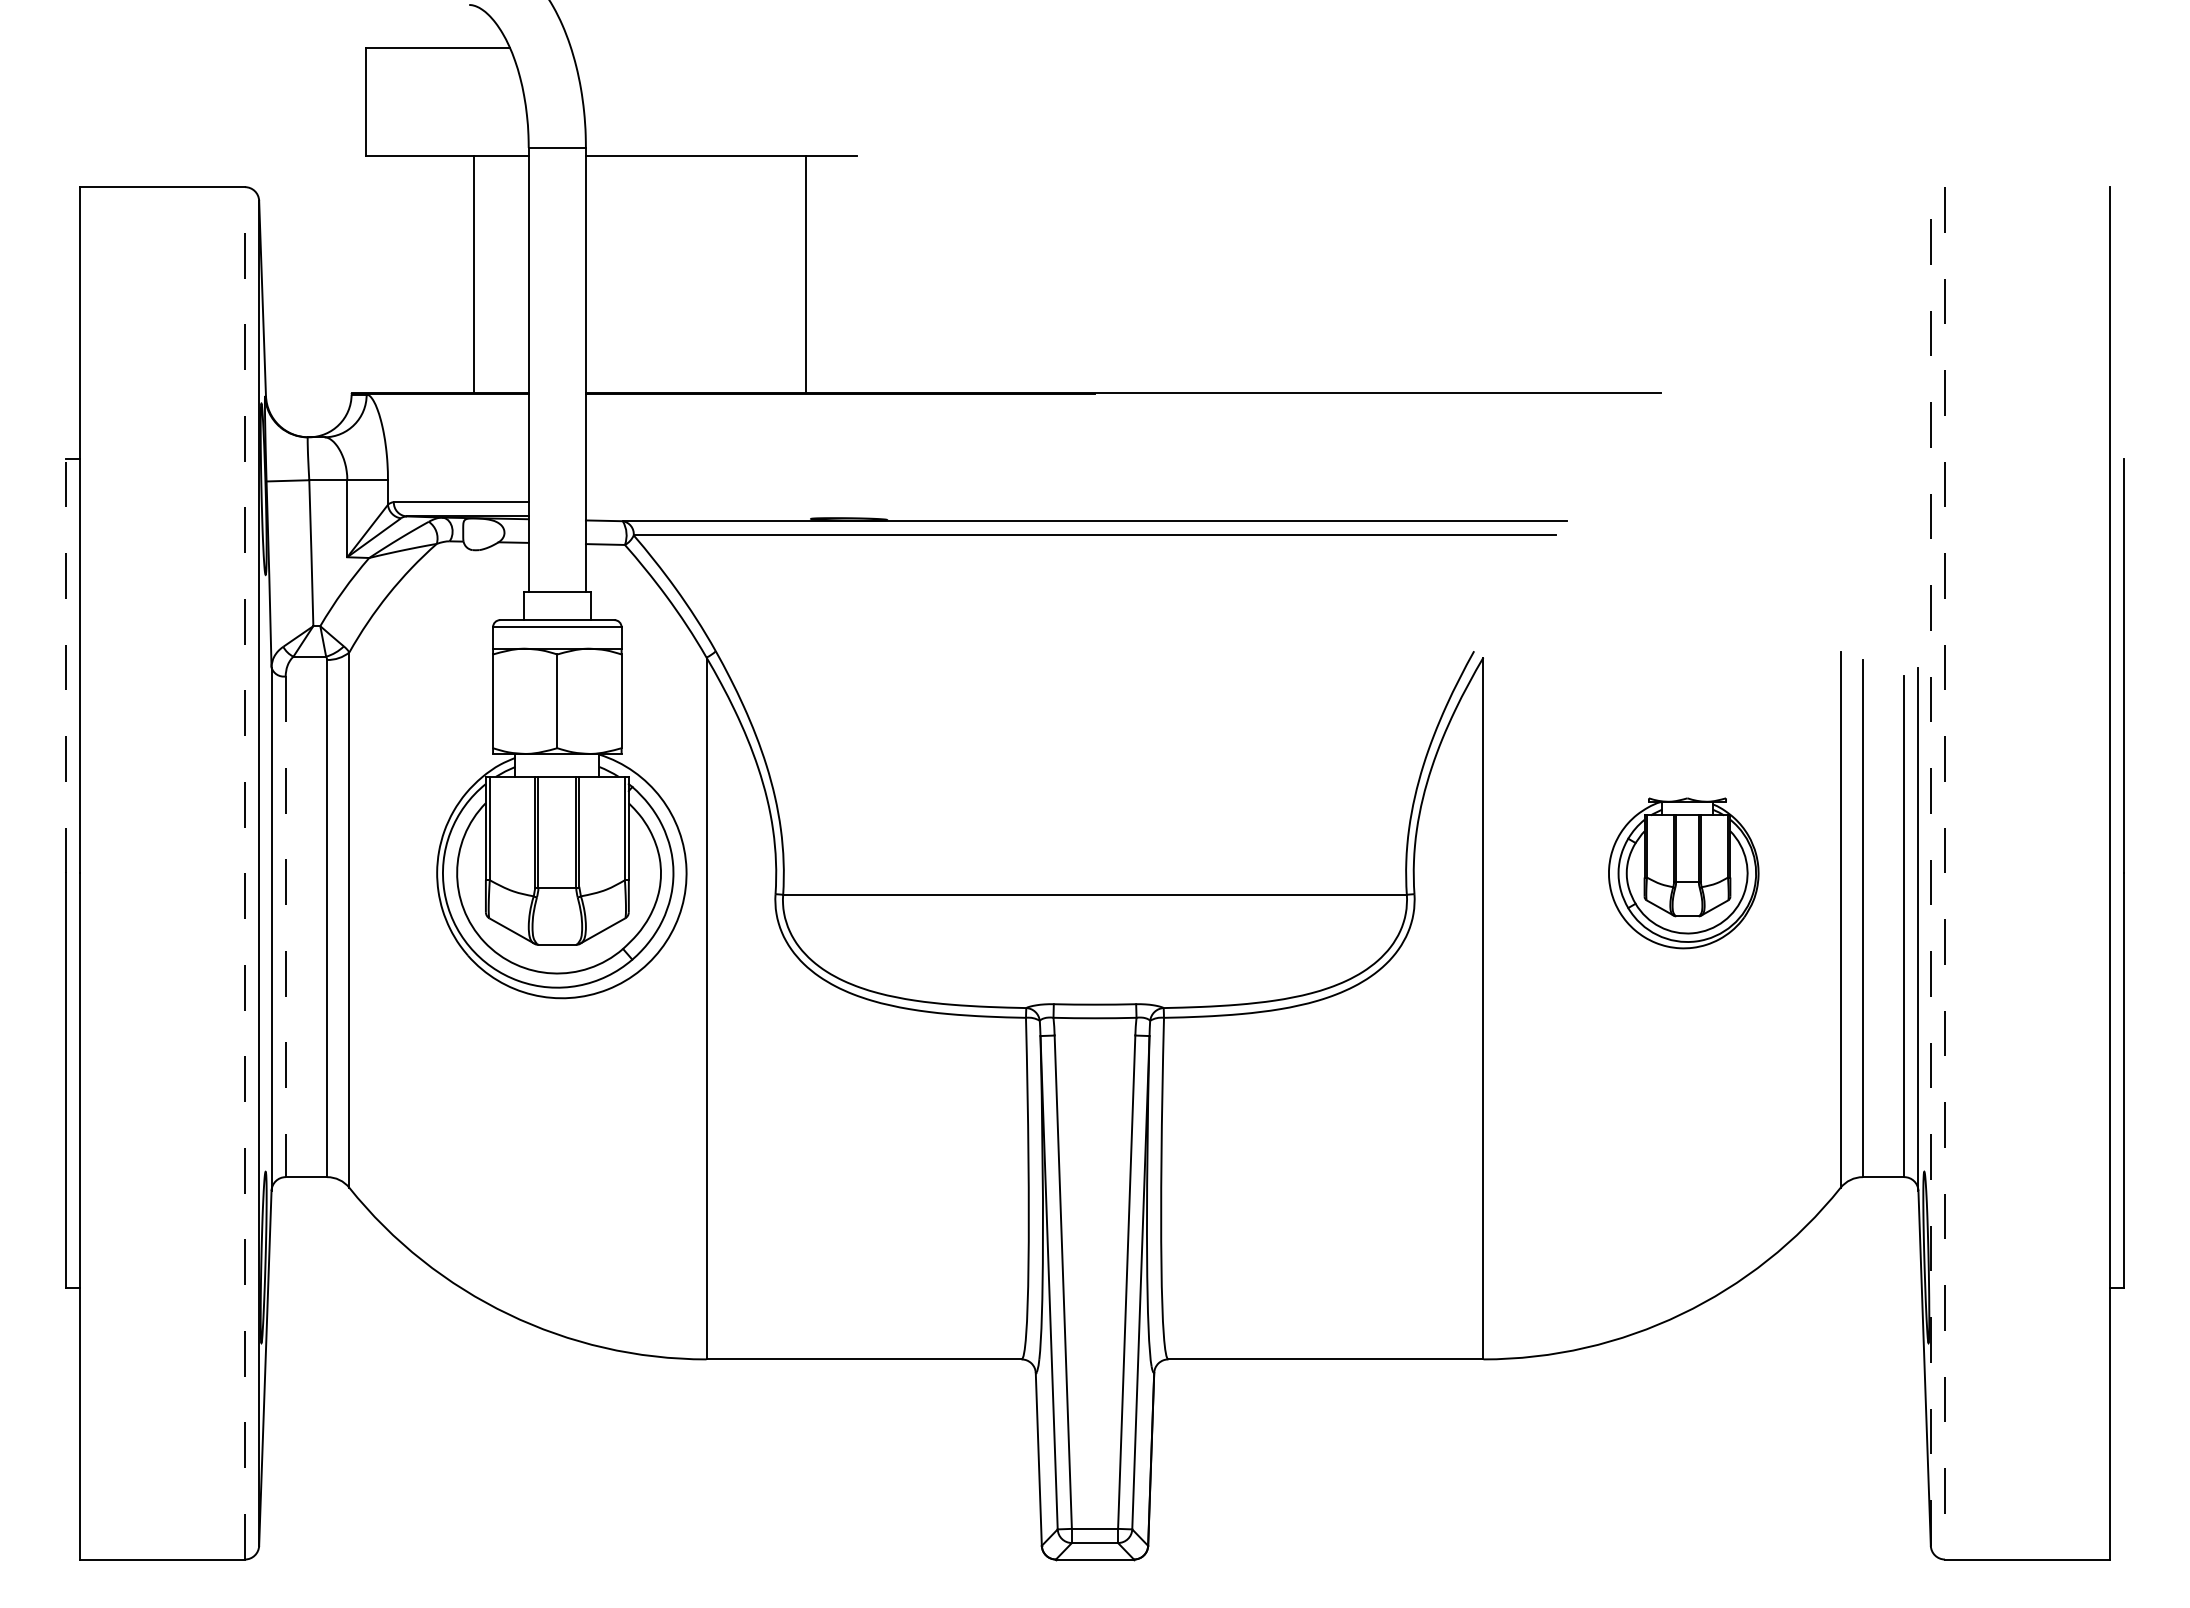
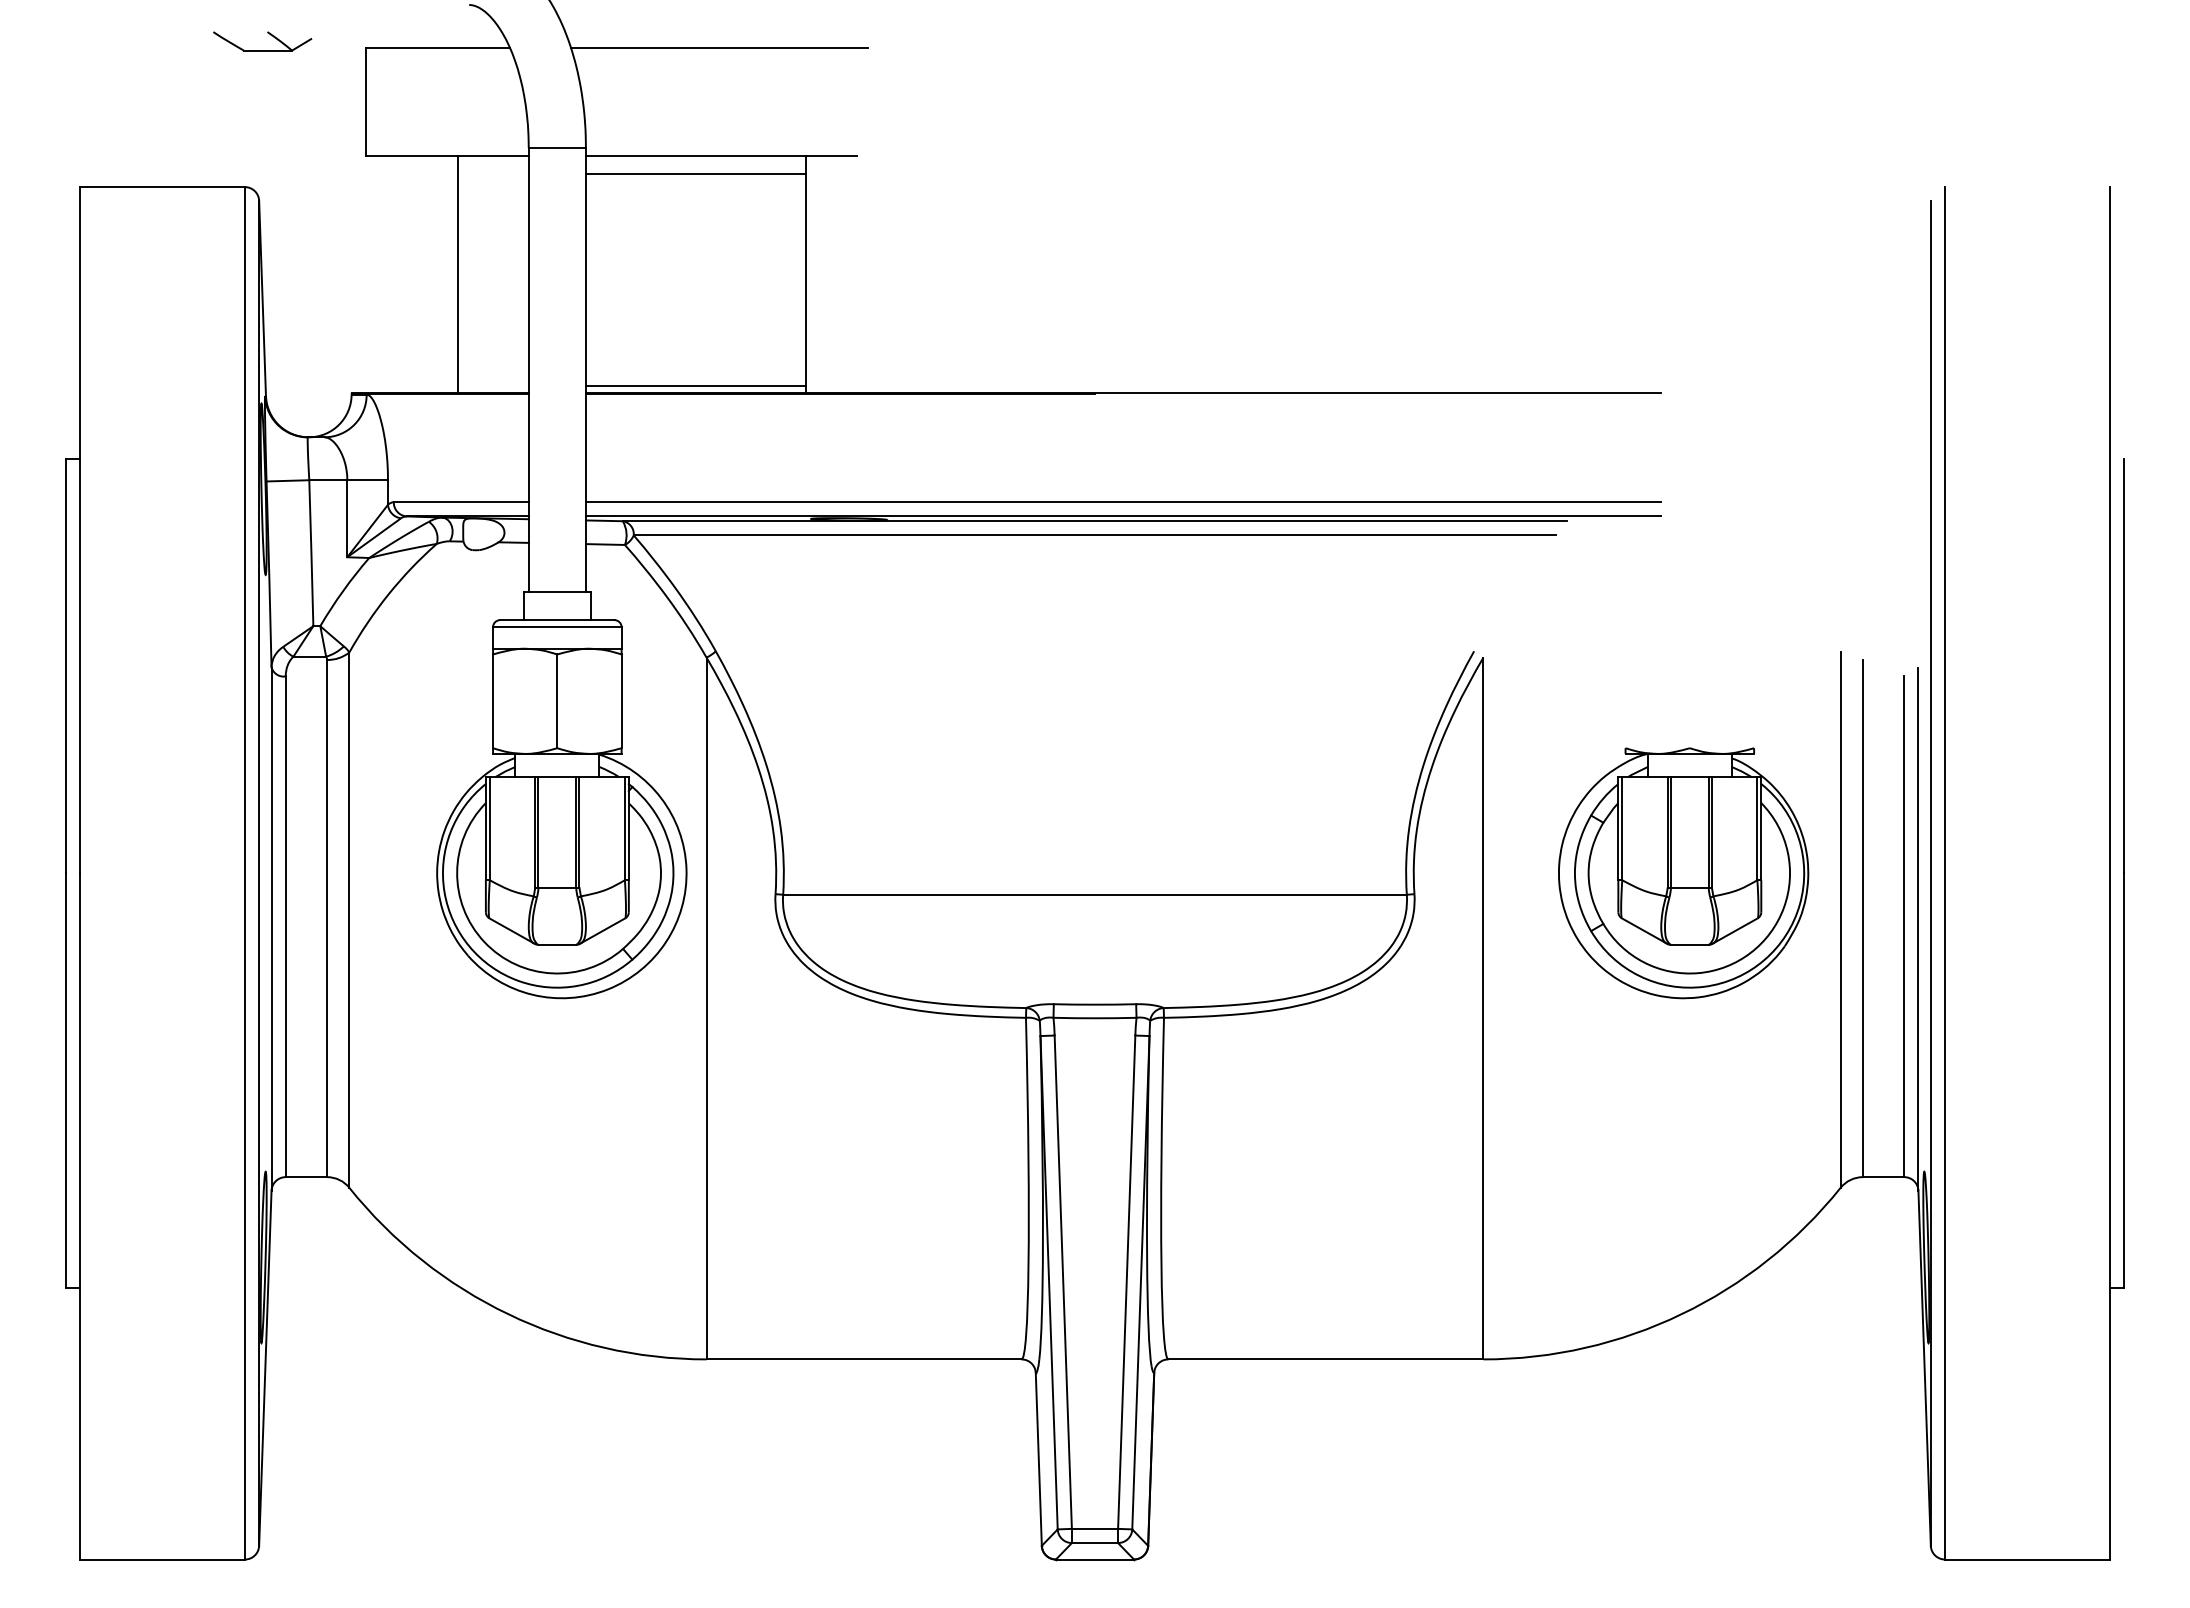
line: none -> present (718, 48)
part: none -> present (262, 50)
line: none -> present (695, 173)
line position: (473, 274) -> (457, 274) (457, 274)
line: none -> present (695, 385)
line: none -> present (1123, 502)
line: none -> present (1123, 516)
line: dashed -> solid (65, 665)
line: dashed -> solid (244, 872)
part size: 152x153 px -> 252x253 px (1683, 873)
line: dashed -> solid (1930, 873)
line: dashed -> solid (1945, 873)
line: dashed -> solid (285, 927)
